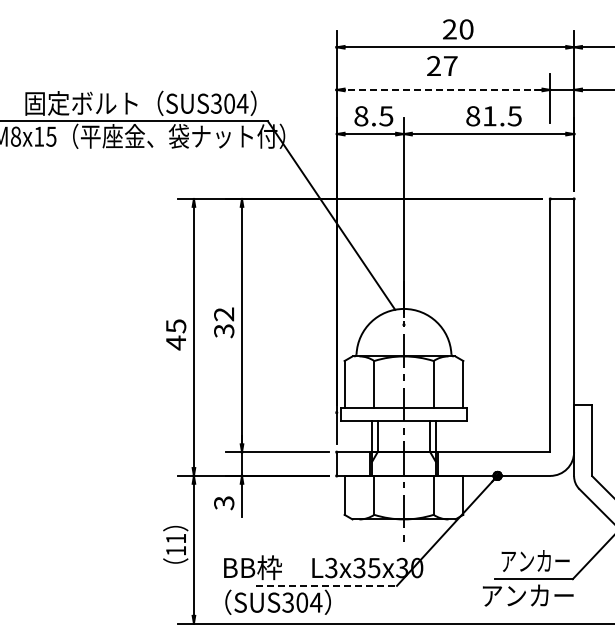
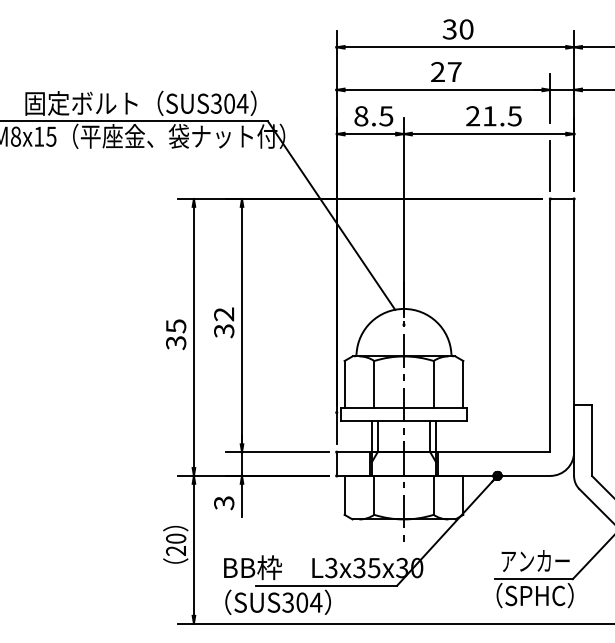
text: 20 -> 30 (449, 29)
text position: (442, 65) -> (446, 71) (446, 71)
line: dashed -> solid (443, 89)
text: 81.5 -> 21.5 (473, 116)
line: none -> present (550, 166)
text: 45 -> 35 (176, 342)
text: 11 -> 20 (176, 544)
line: dashed -> solid (326, 585)
text: アンカー -> （SPHC） (527, 595)
